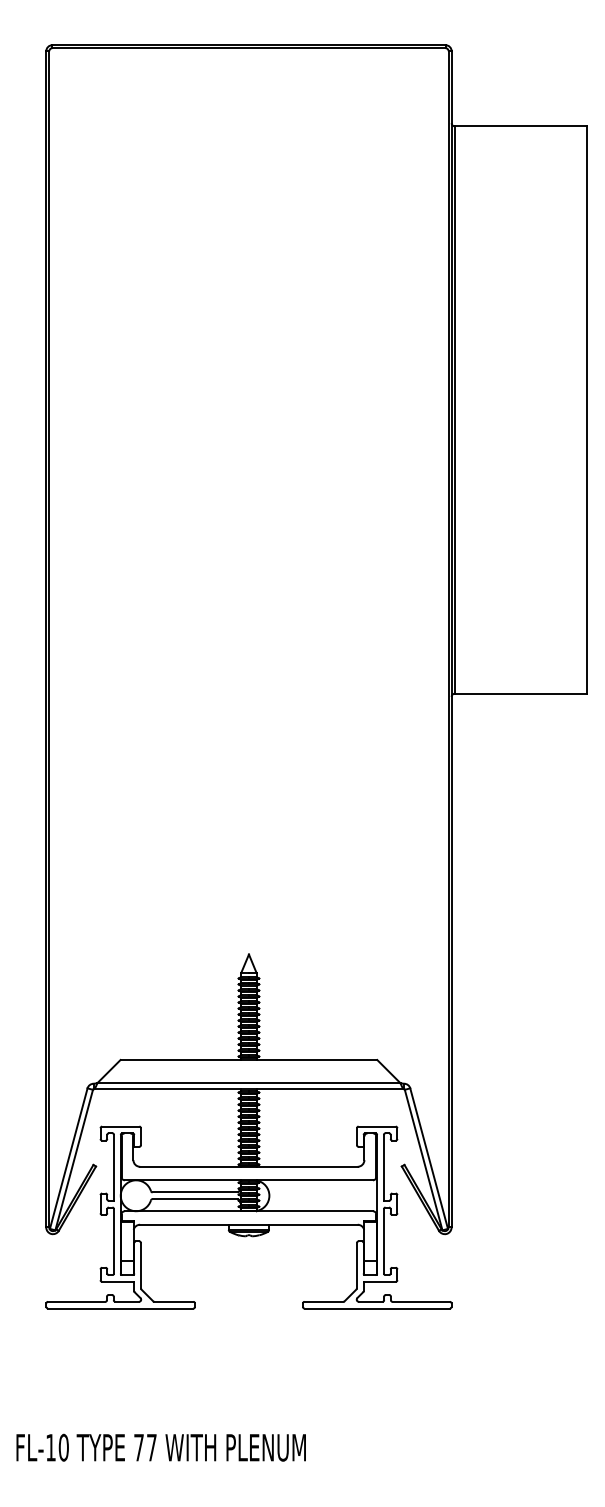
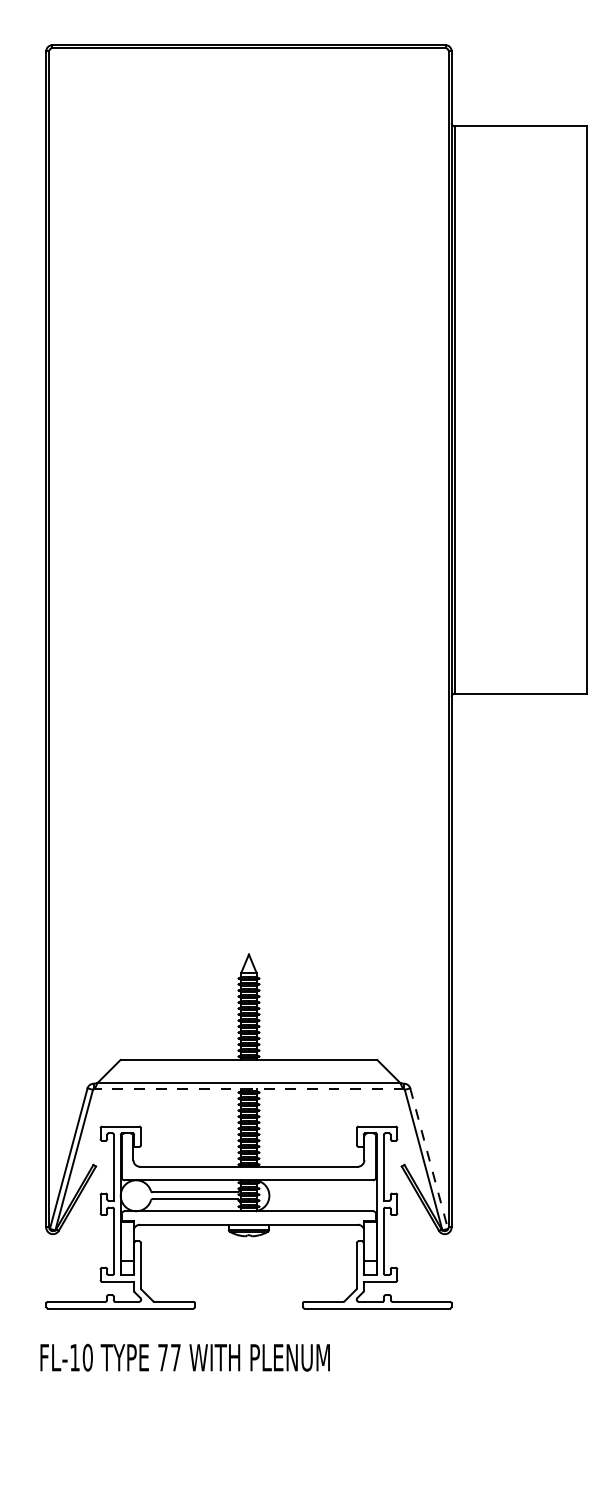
line: solid -> dashed (248, 1089)
line: solid -> dashed (429, 1158)
text position: (160, 1447) -> (184, 1357) (184, 1357)
